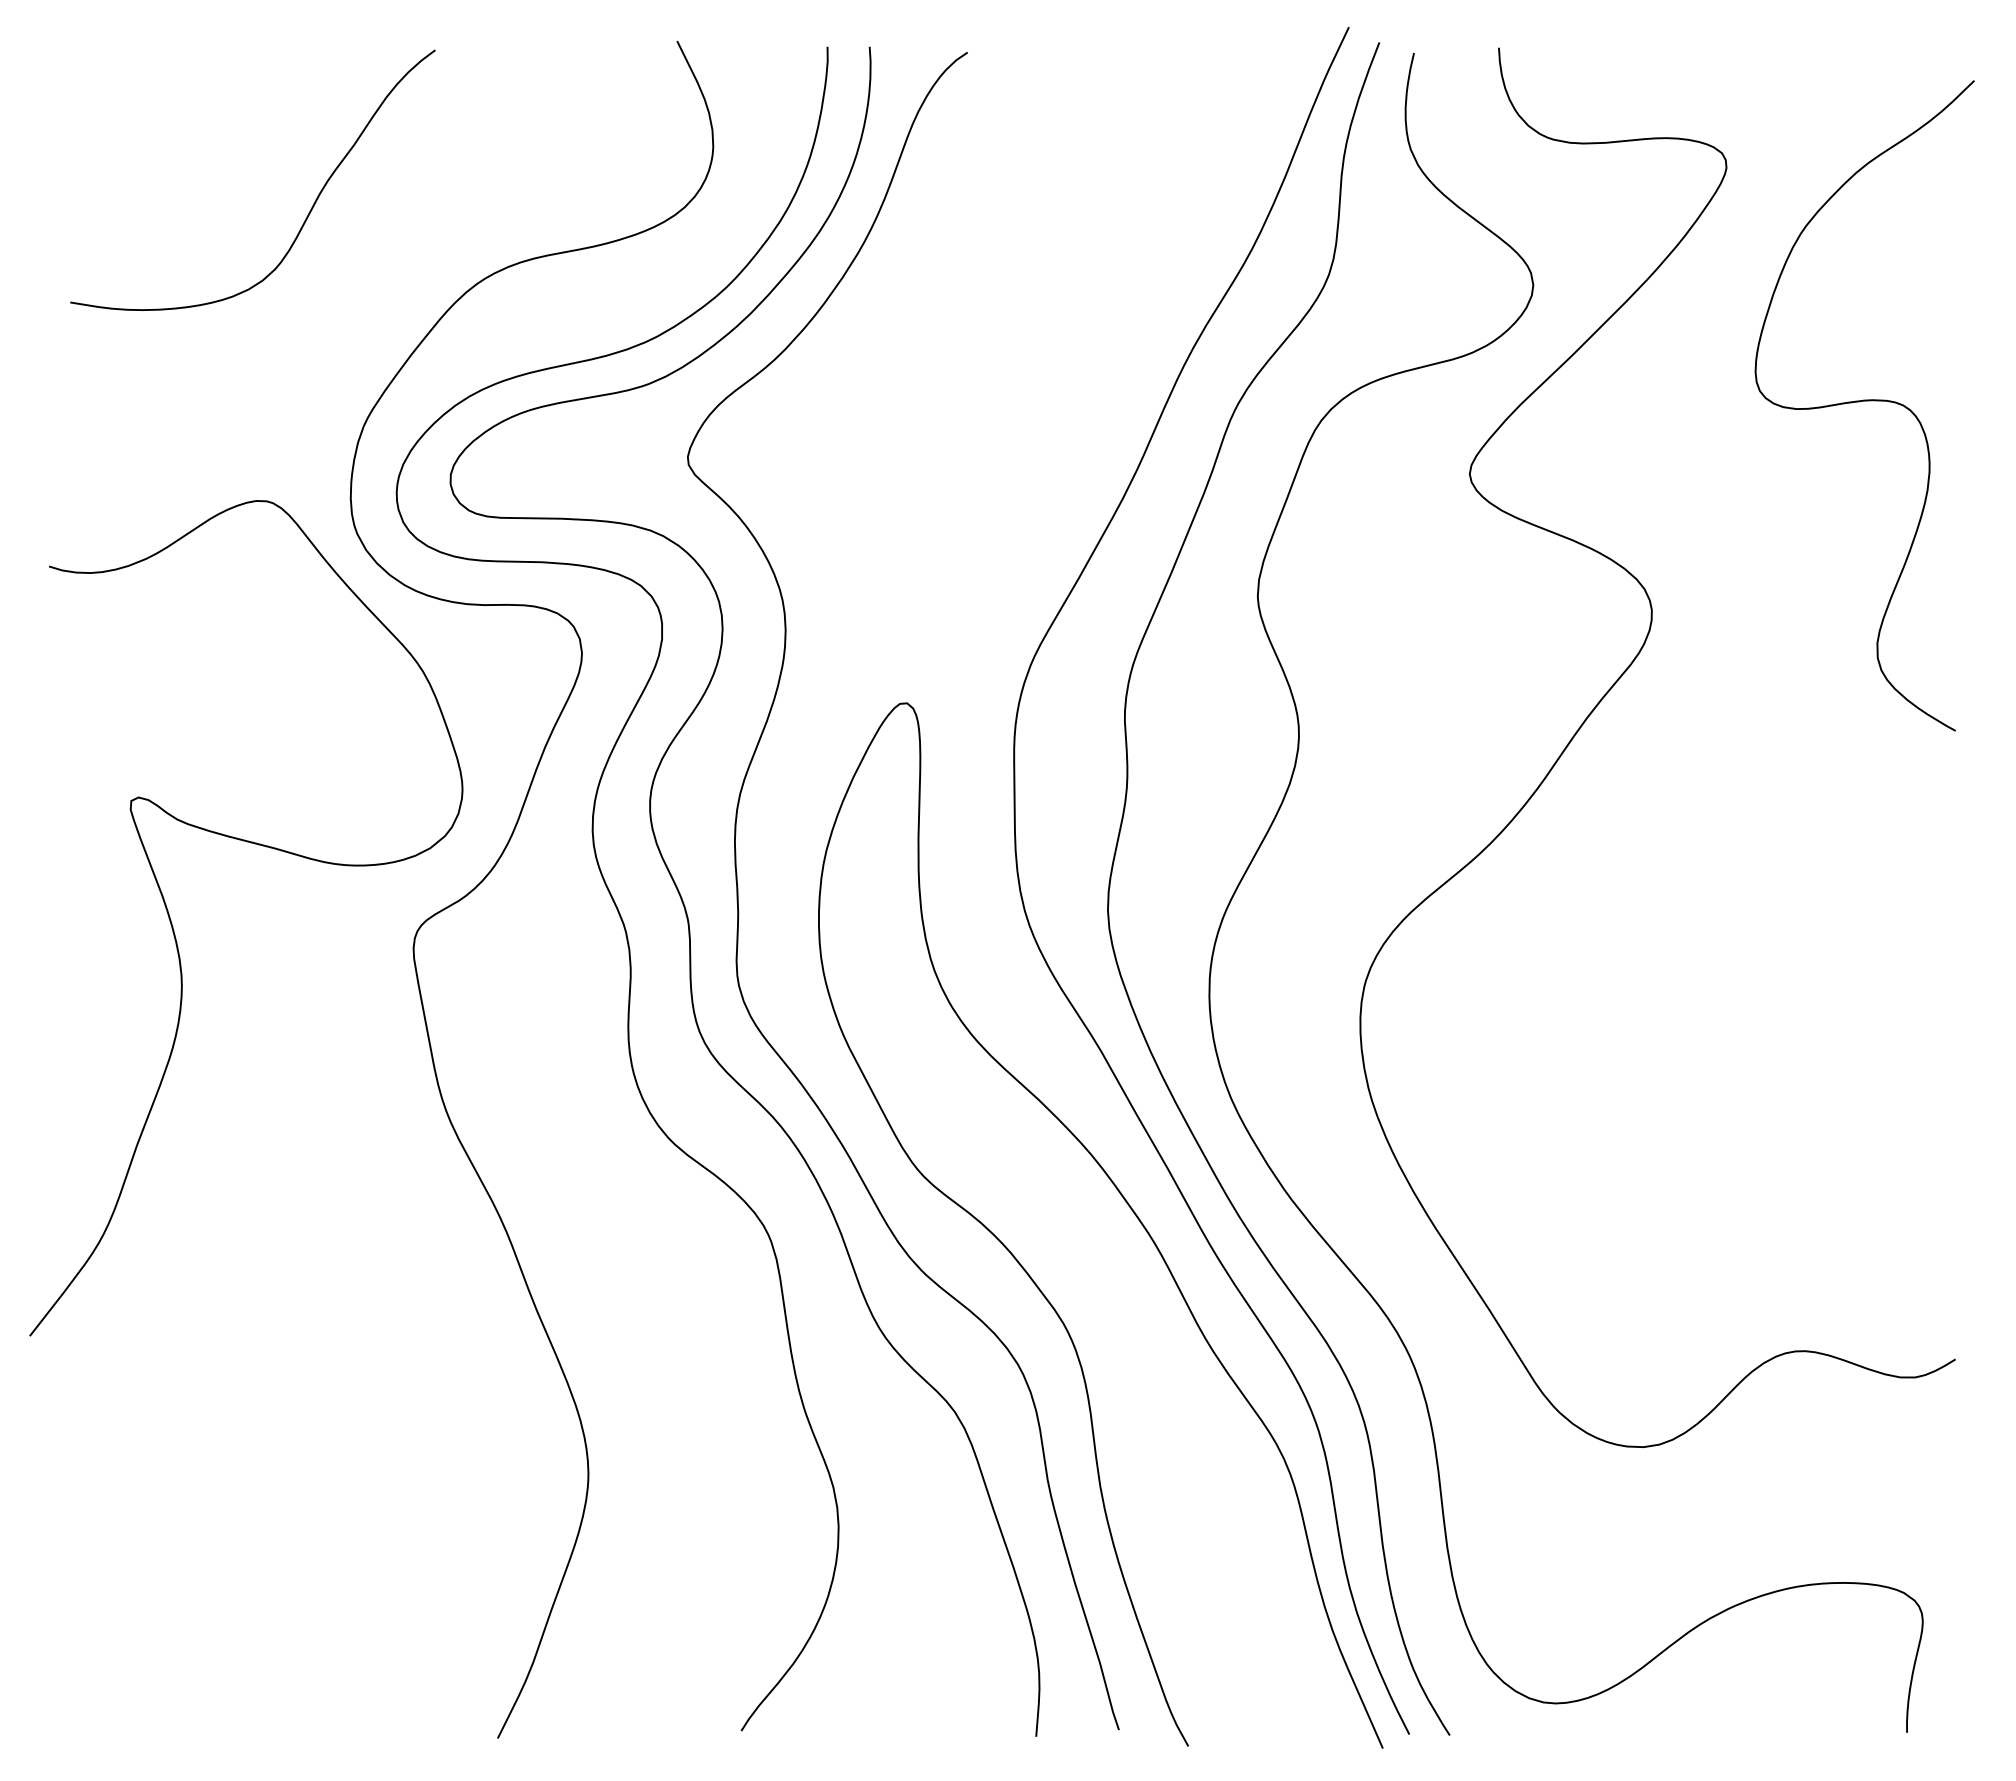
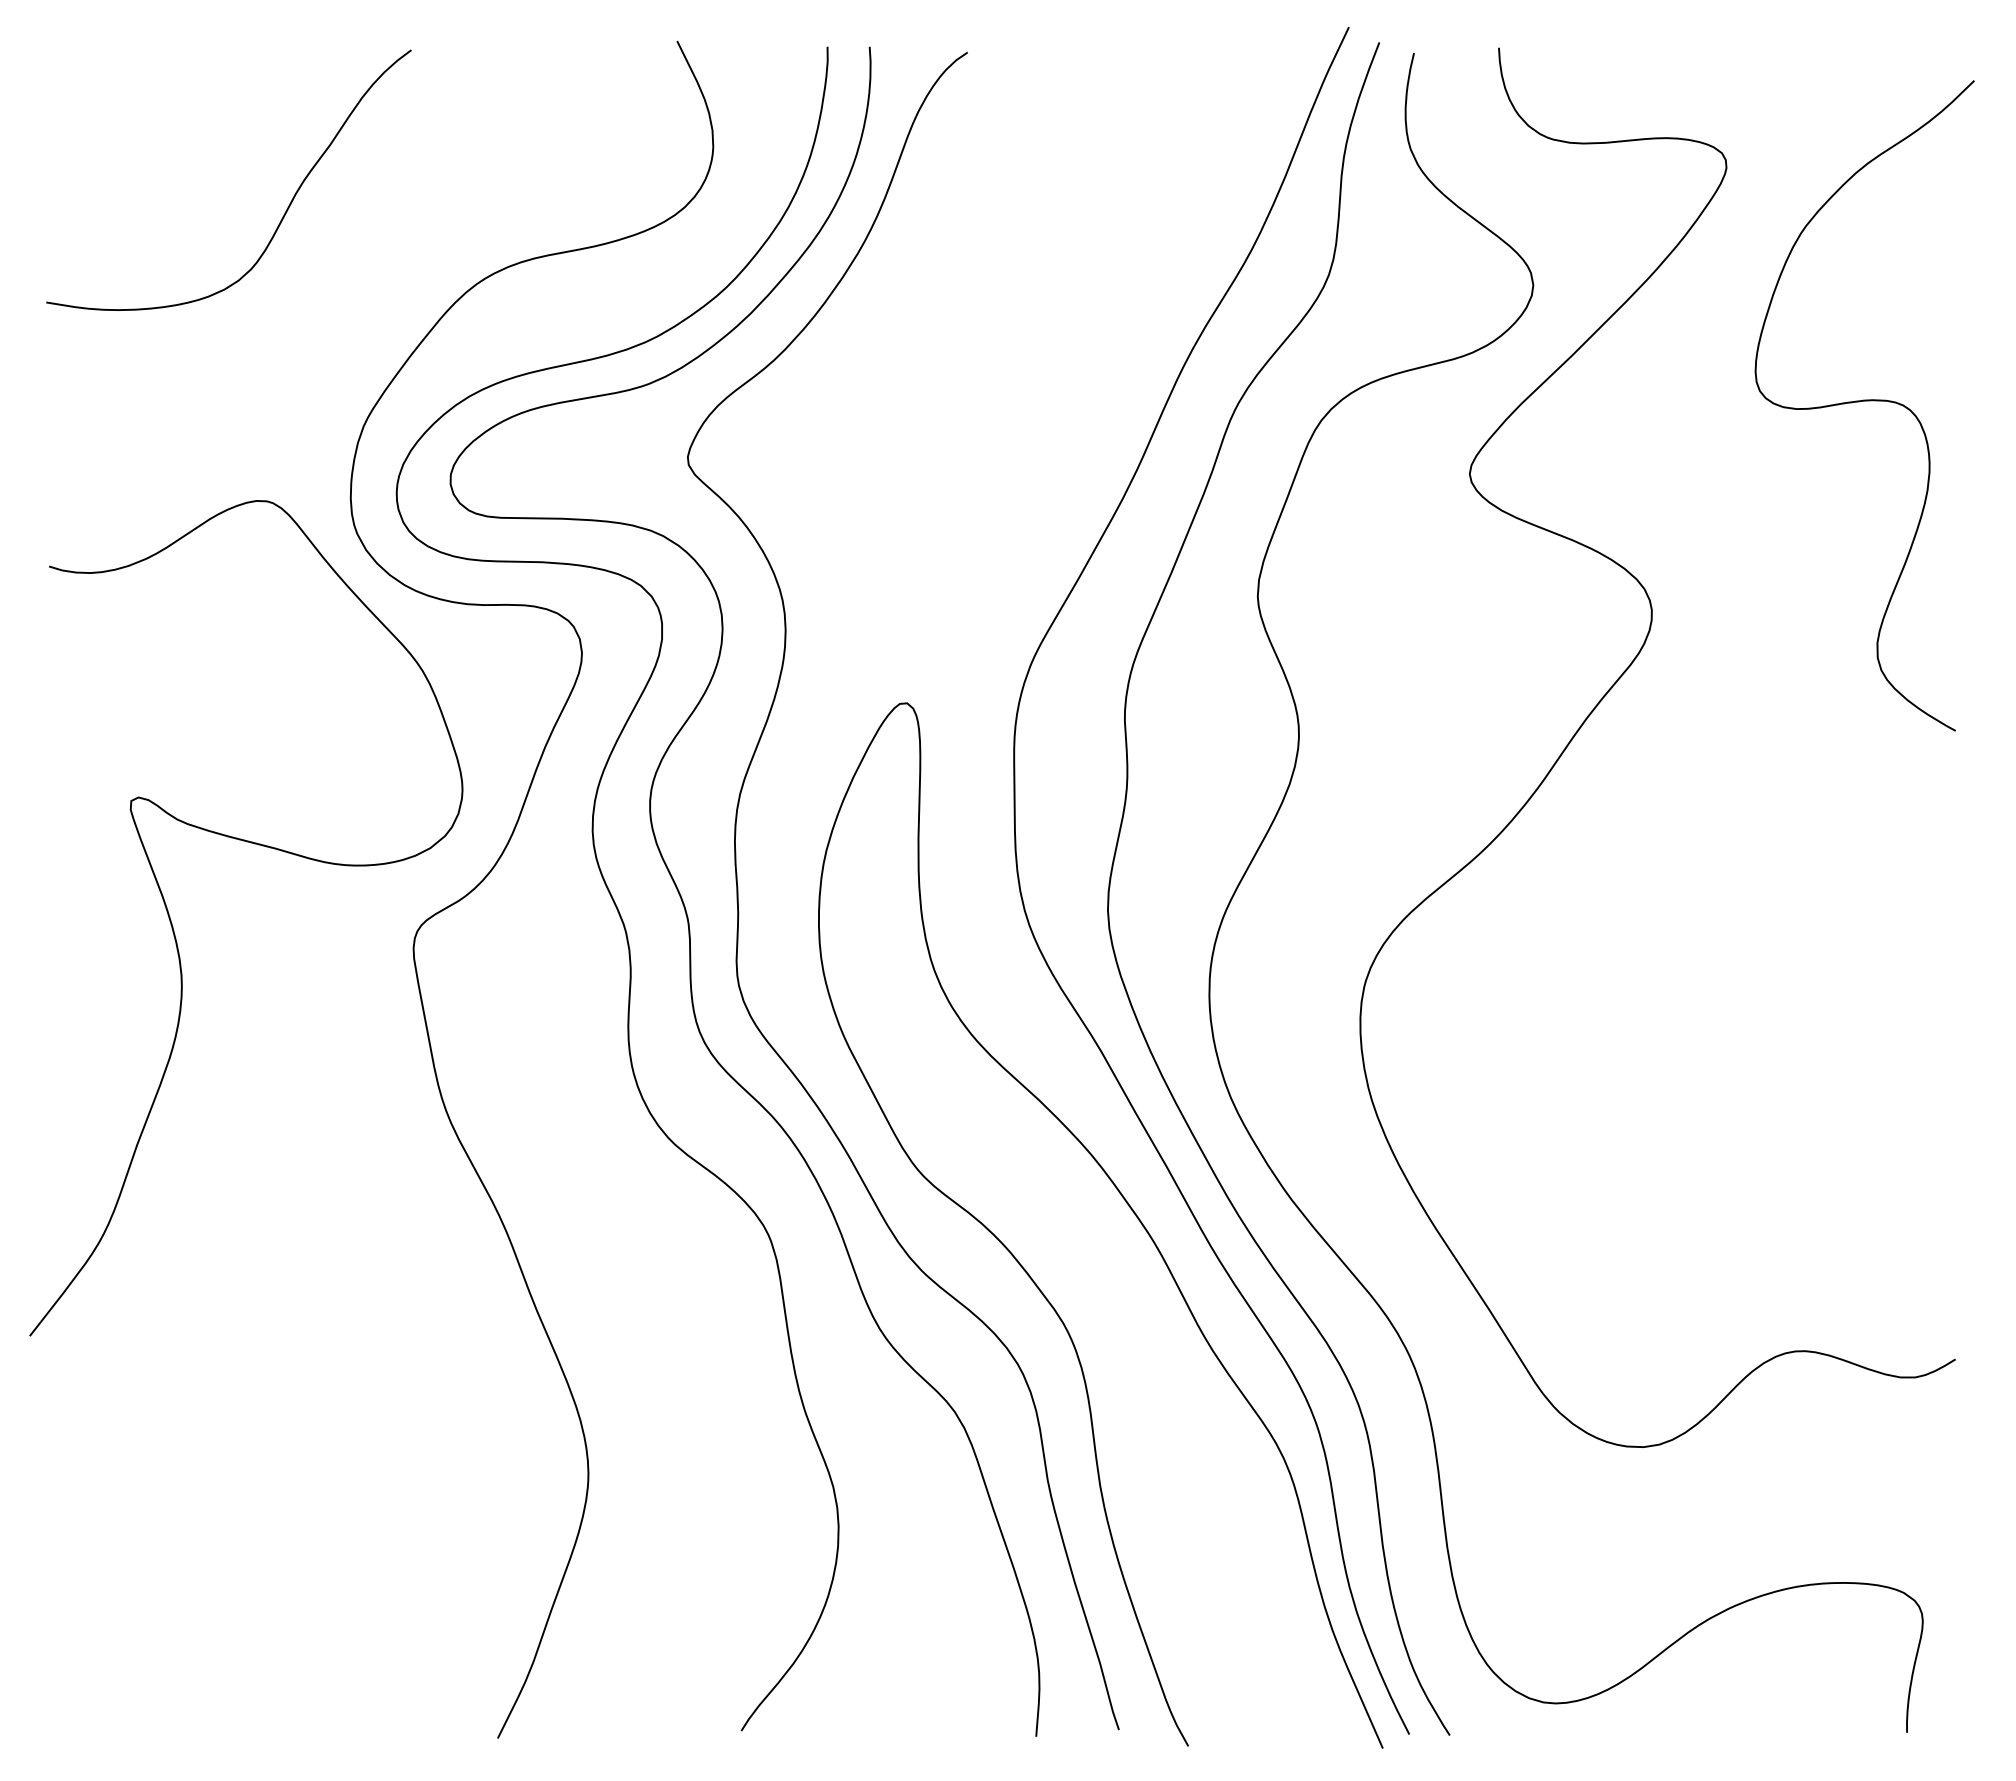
curve position: (307, 214) -> (283, 214) (283, 214)
